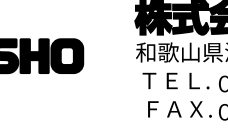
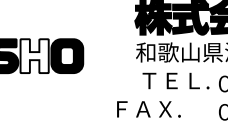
fill: present -> none (34, 56)
text position: (179, 109) -> (148, 109) (148, 109)
